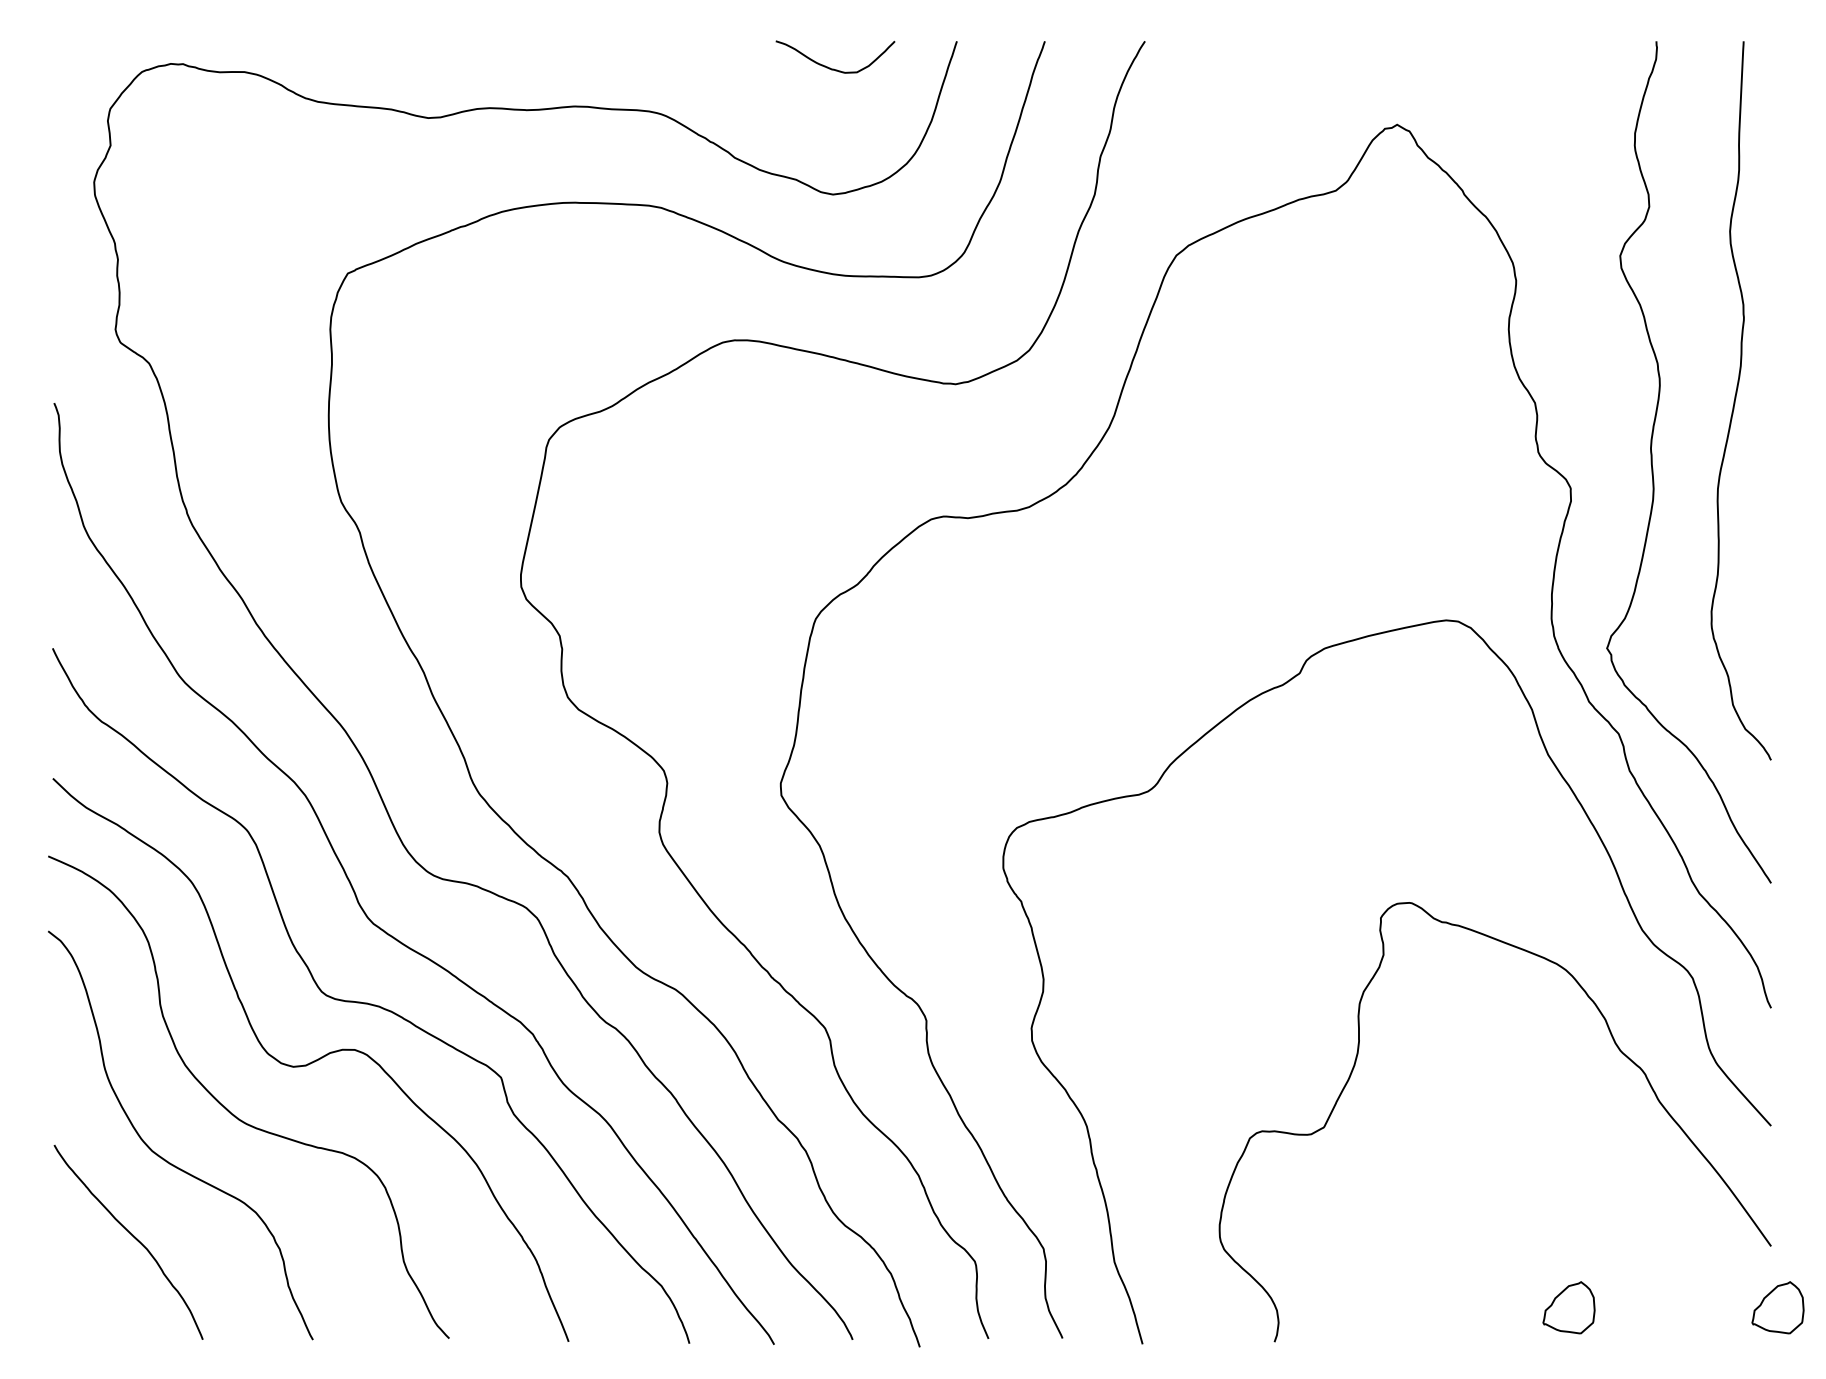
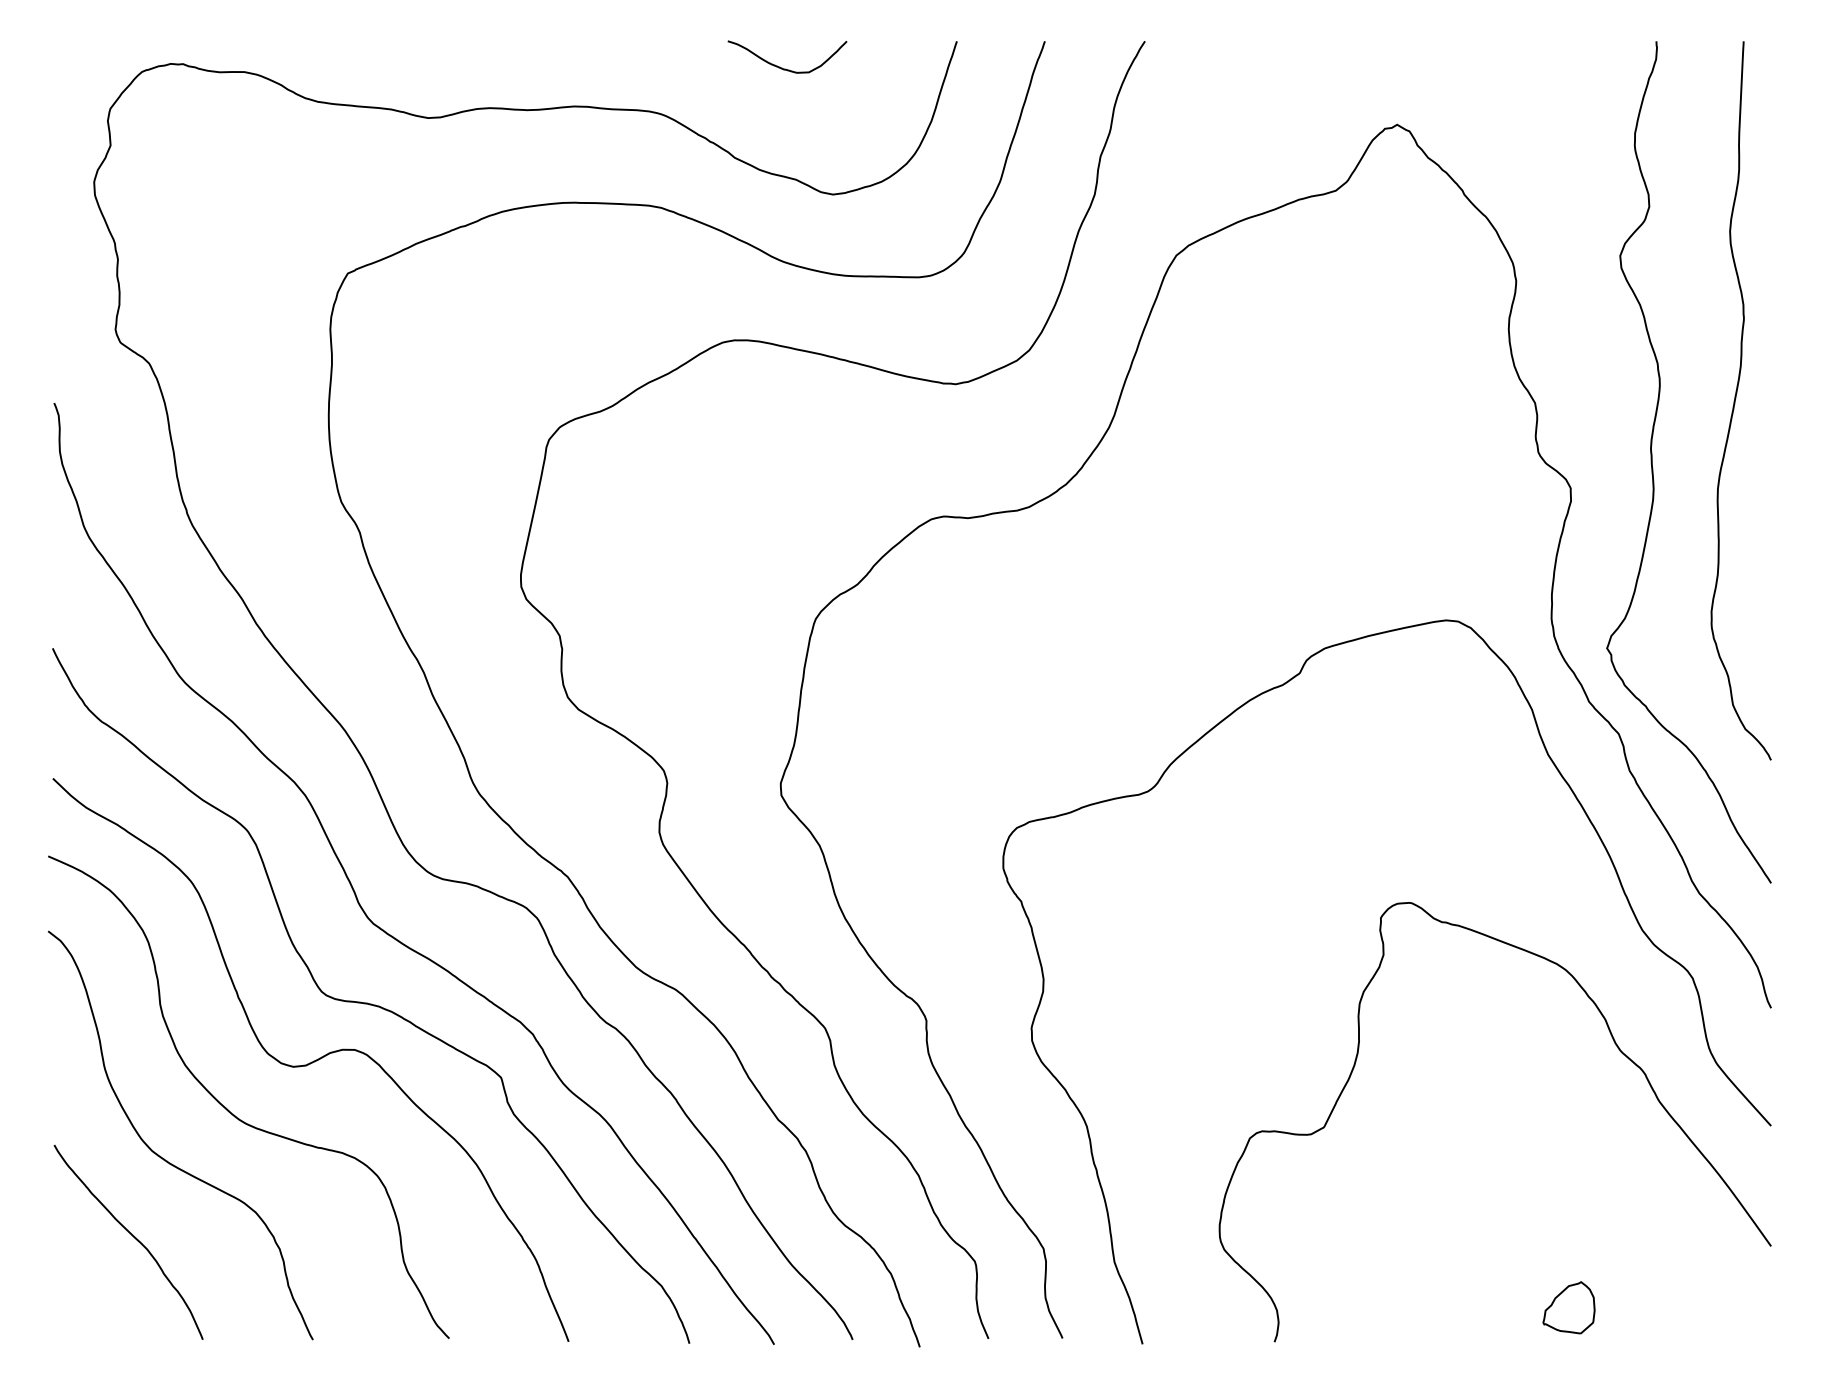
curve position: (830, 67) -> (782, 67) (782, 67)
part: present -> none (1777, 1307)
